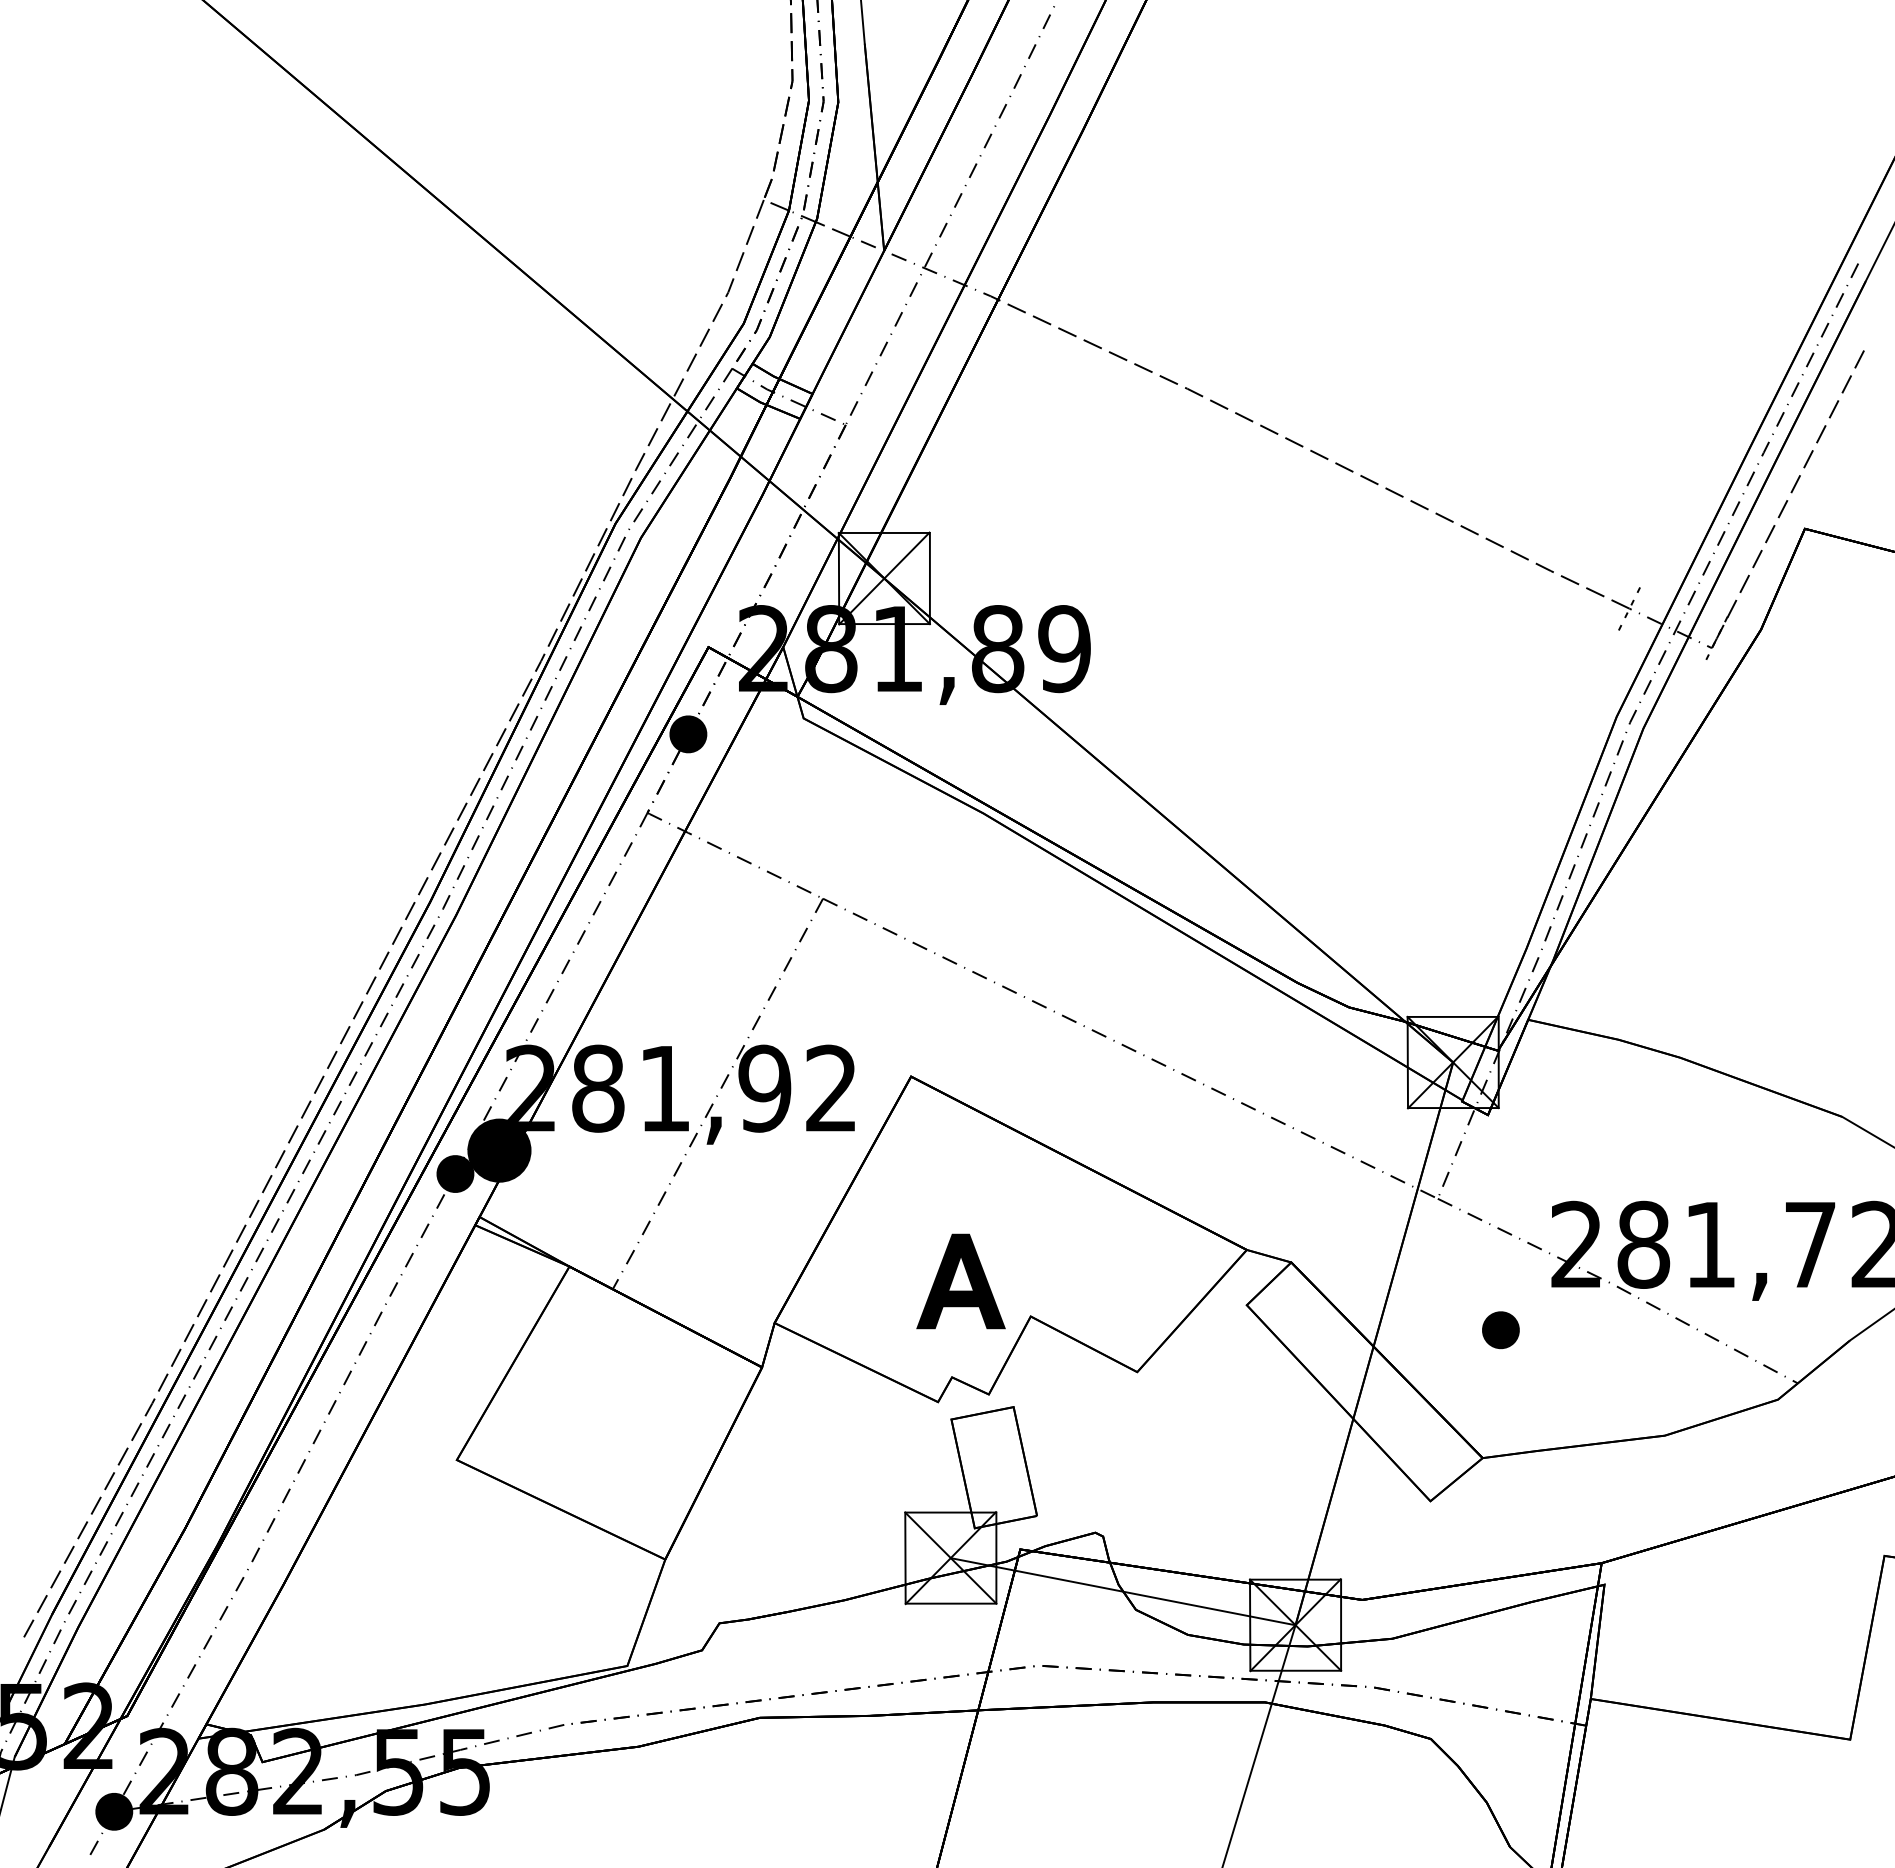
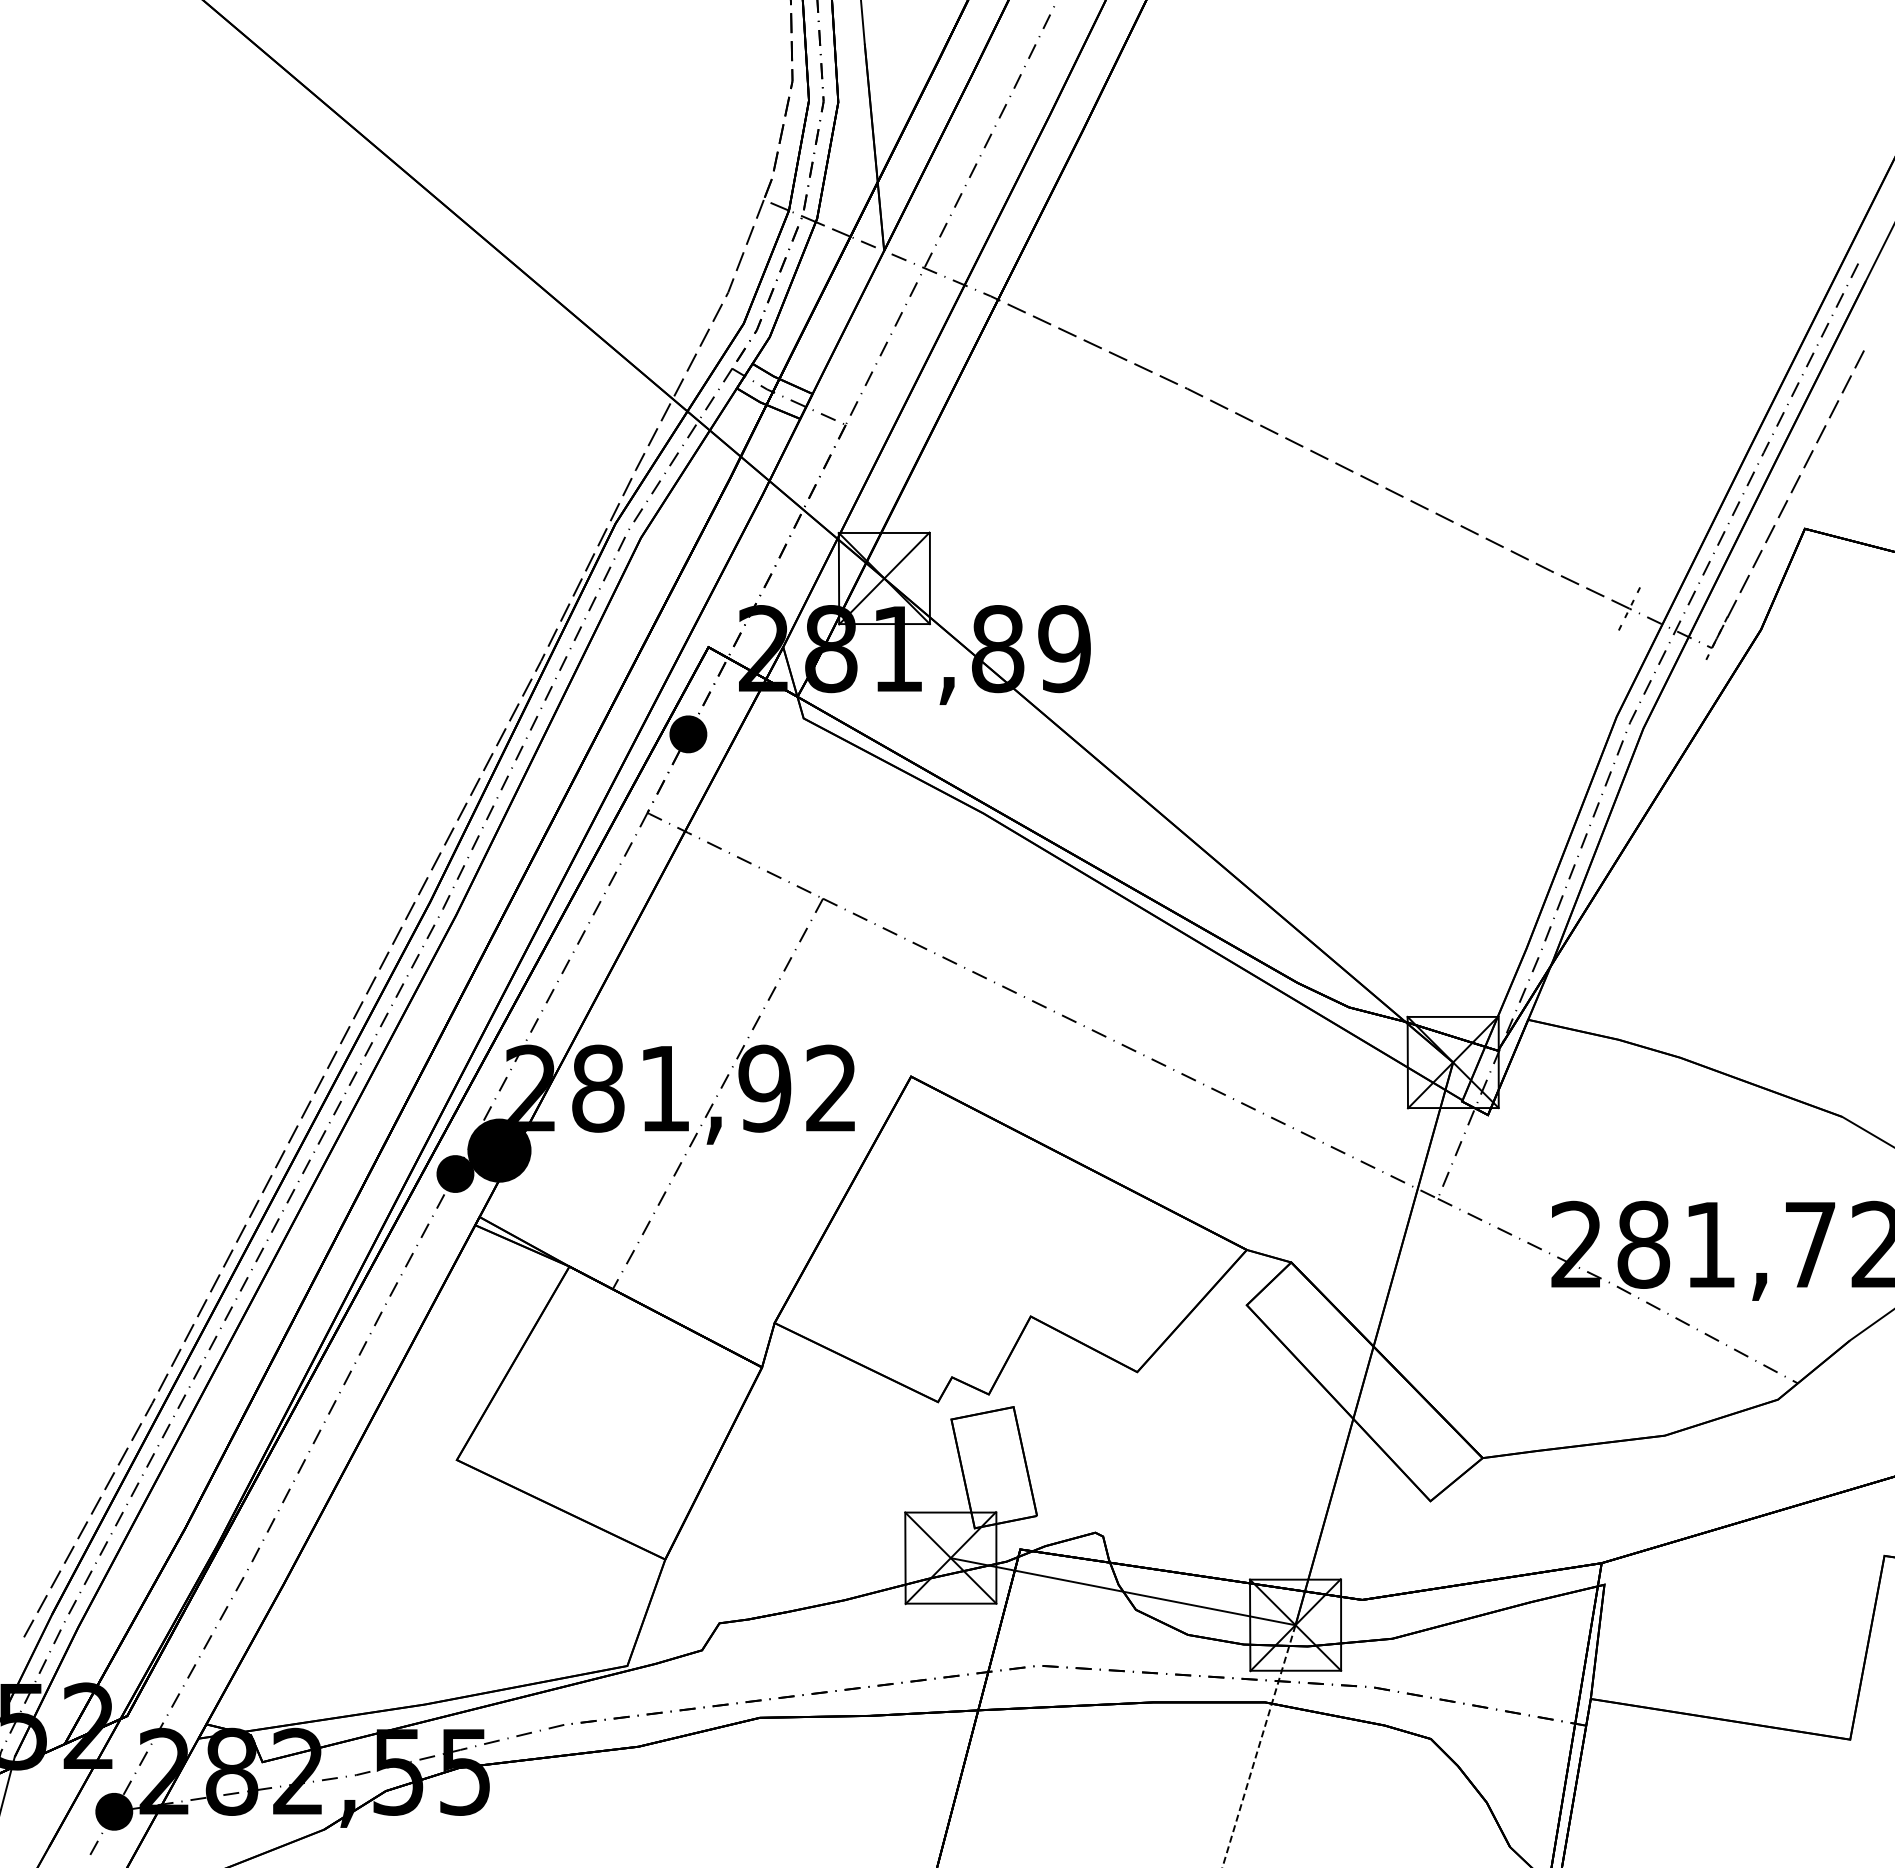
part: present -> none (960, 1281)
part: present -> none (1500, 1330)
line: solid -> dashed (1258, 1746)
